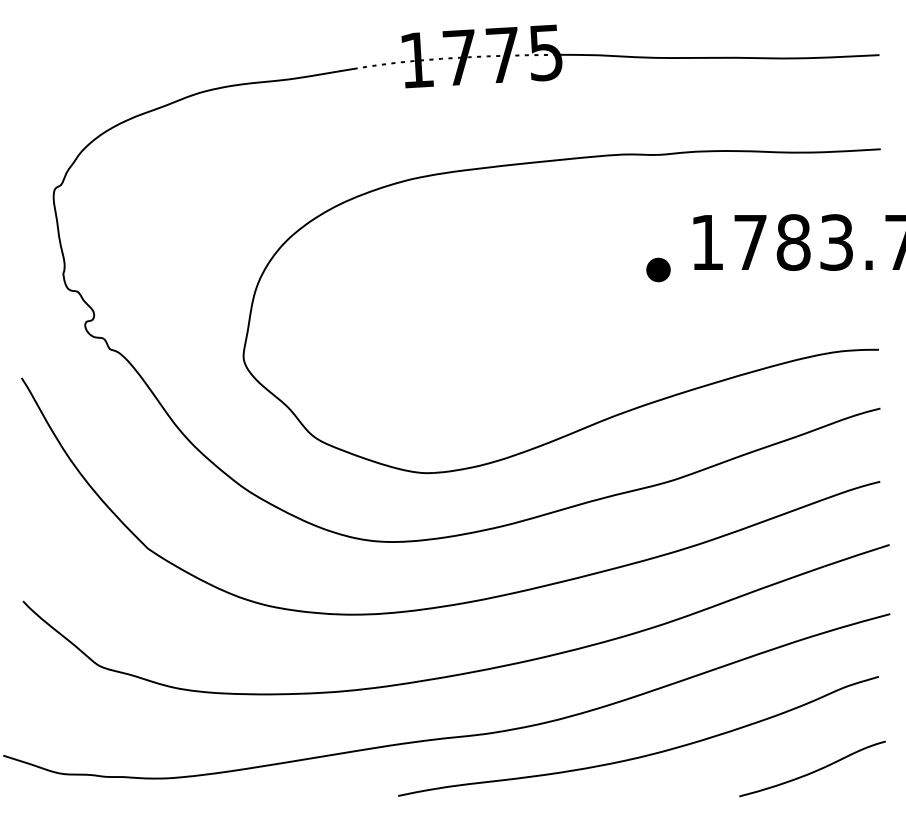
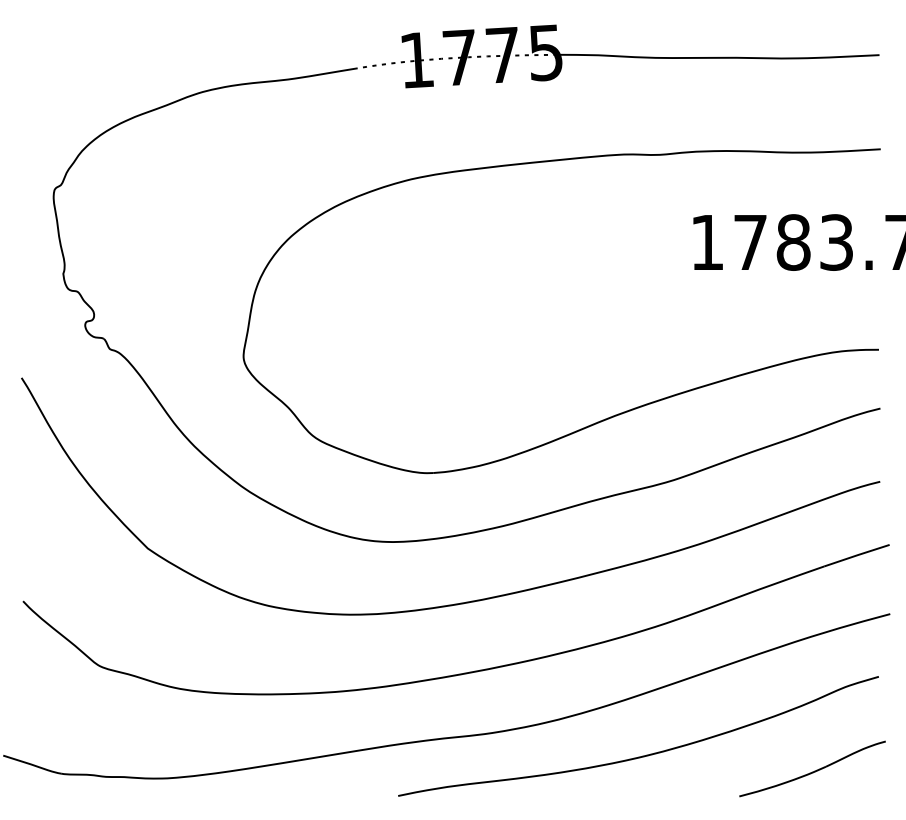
part: present -> none (658, 269)
